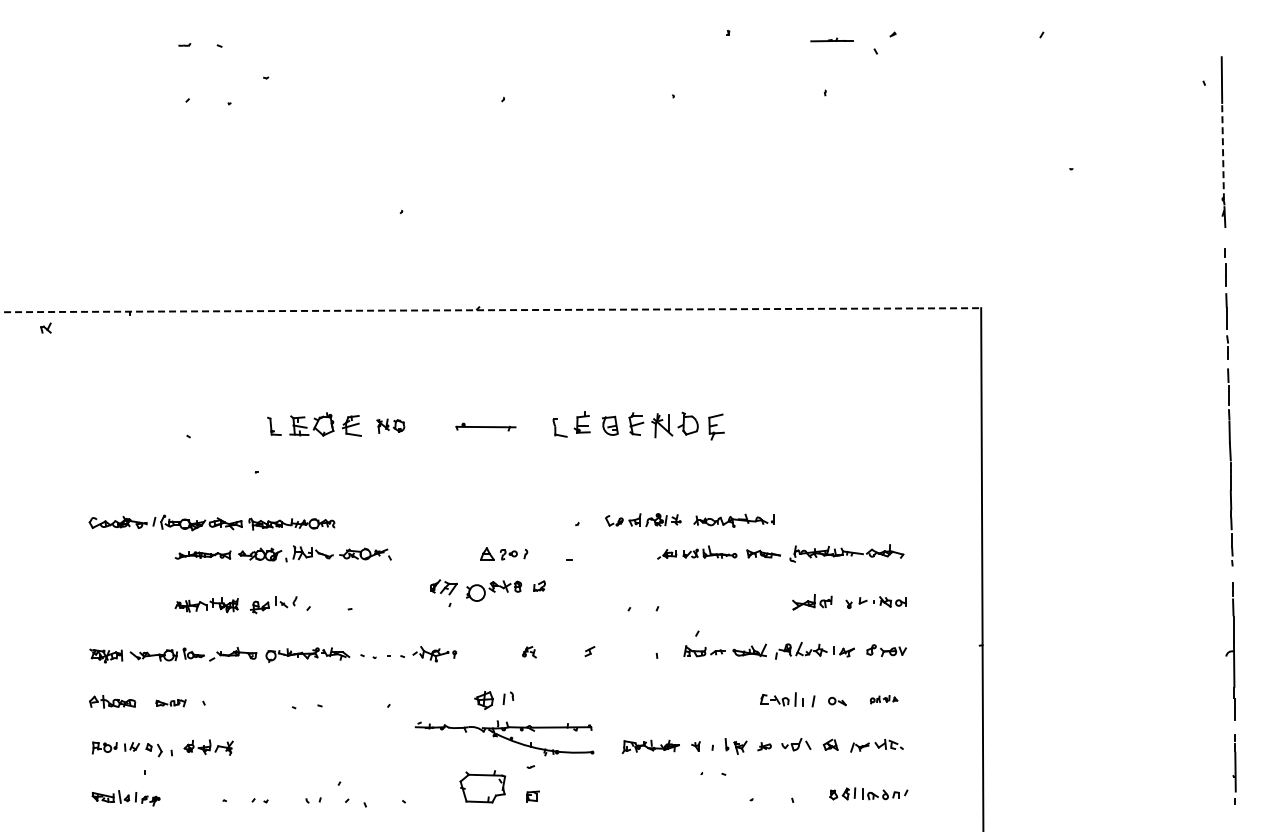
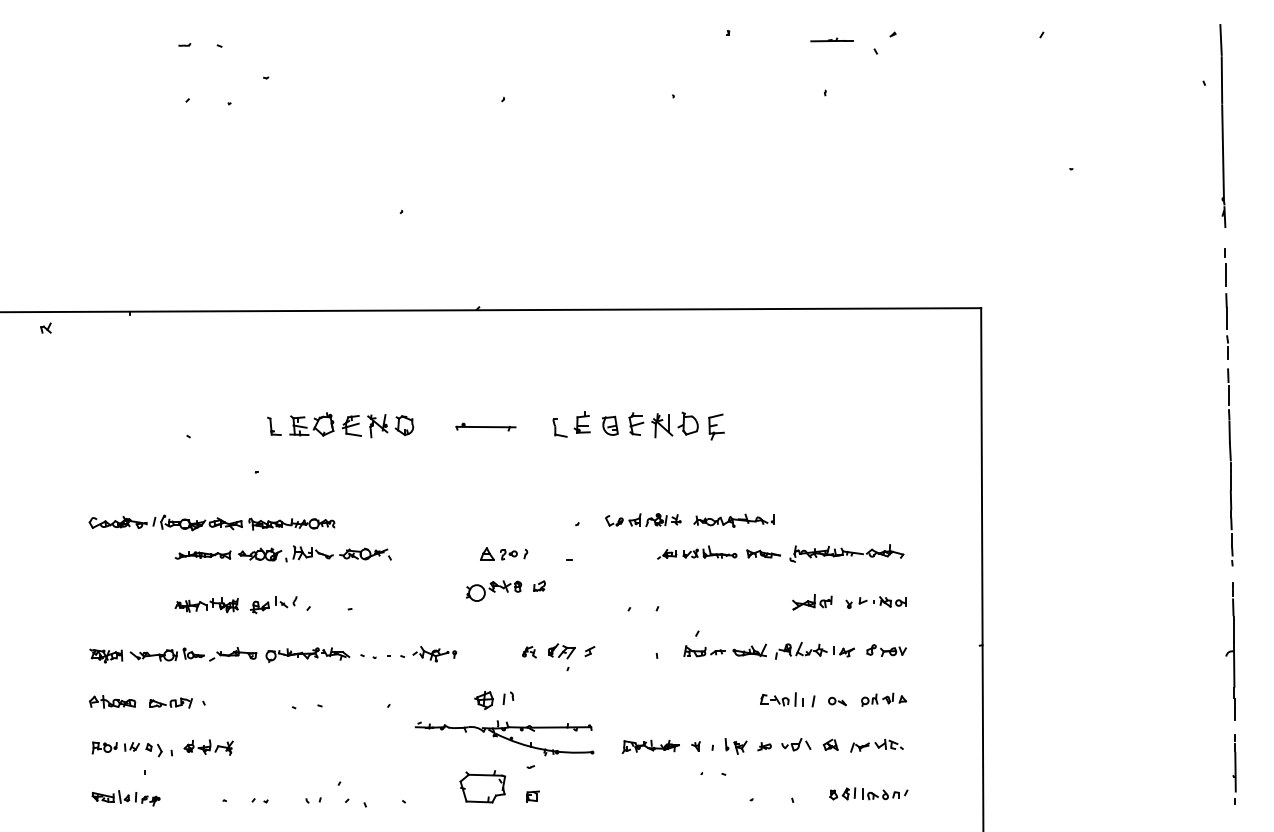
line: none -> present (1220, 39)
line: dashed -> solid (1223, 153)
line: dashed -> solid (491, 310)
part size: 30x16 px -> 48x25 px (390, 426)
part position: (443, 593) -> (561, 657) (561, 657)
part size: 30x10 px -> 46x15 px (883, 699)
part size: 32x9 px -> 44x12 px (170, 702)
